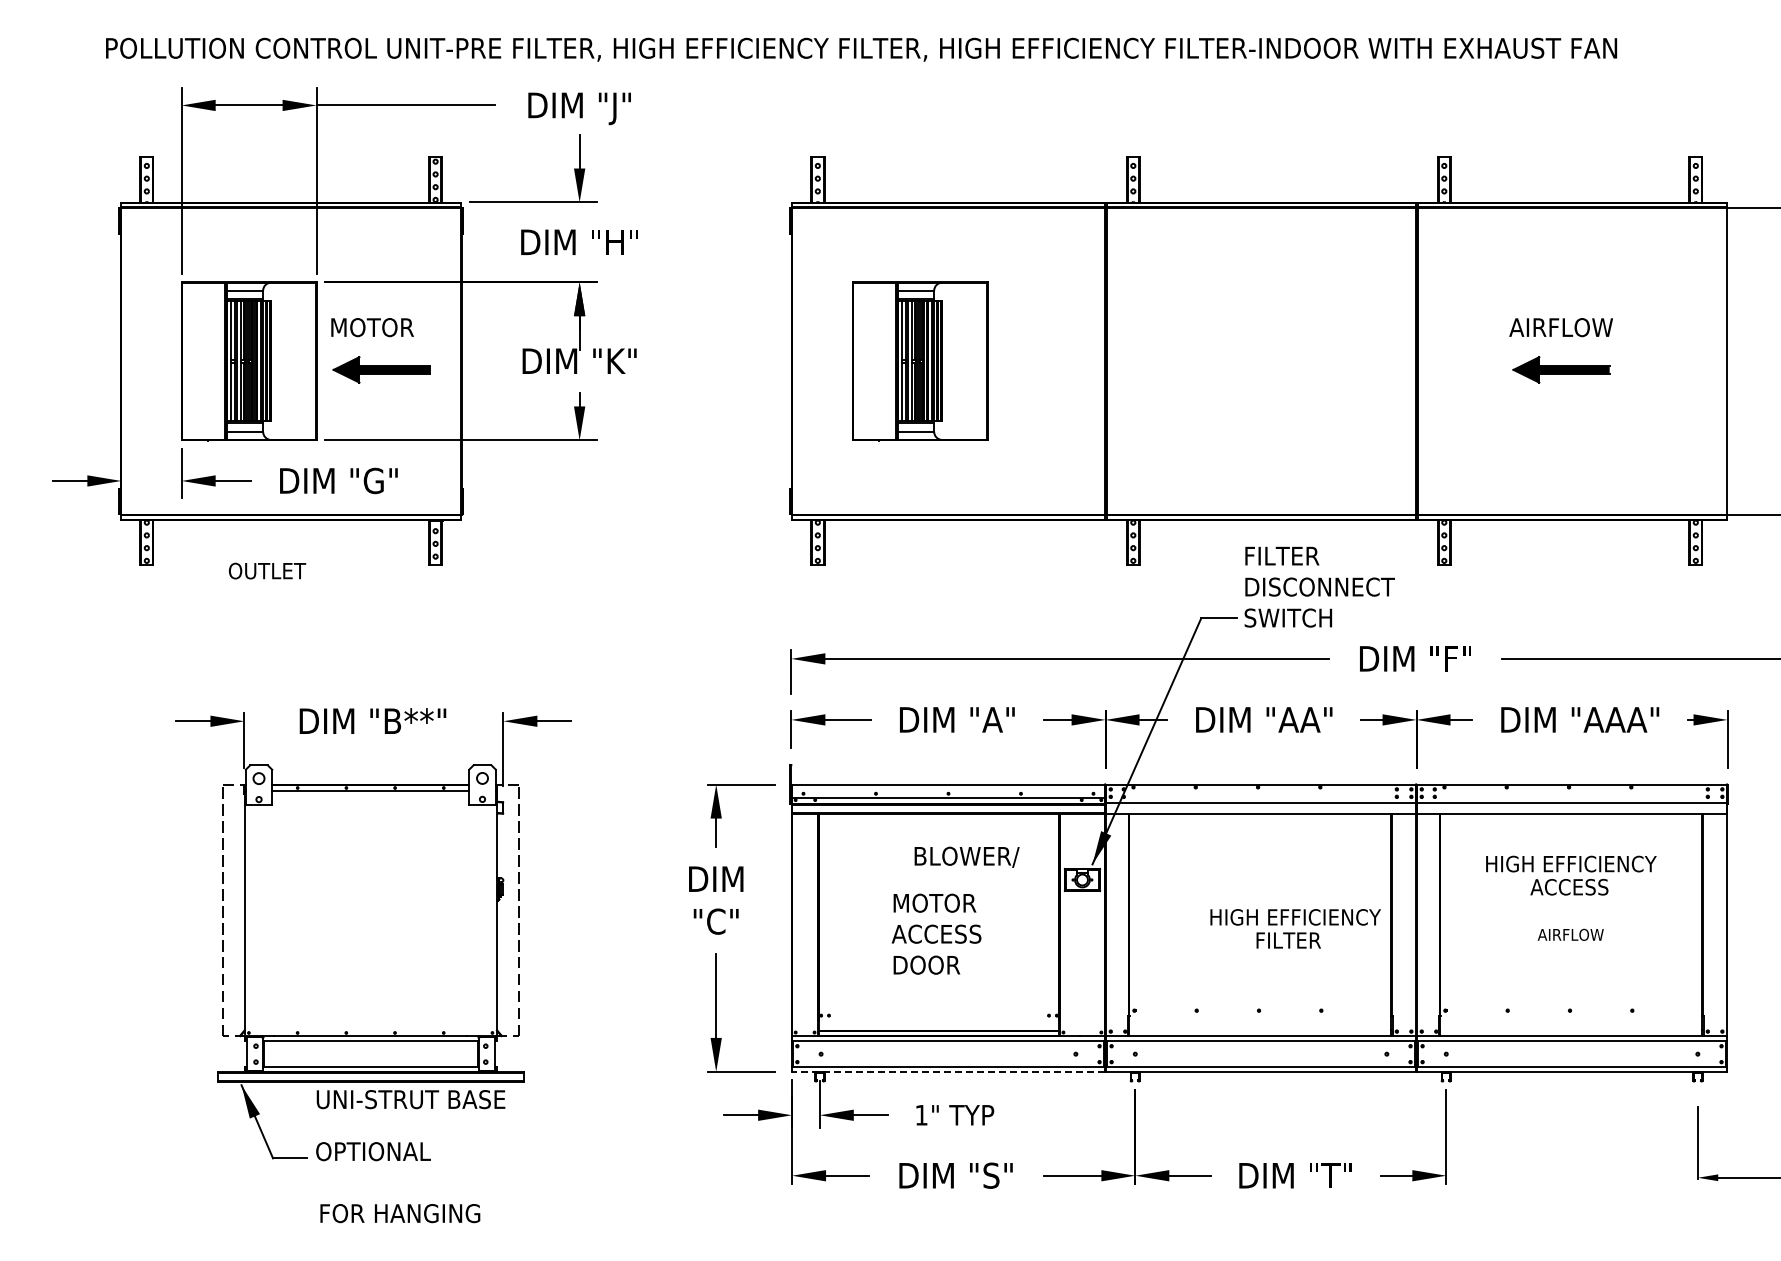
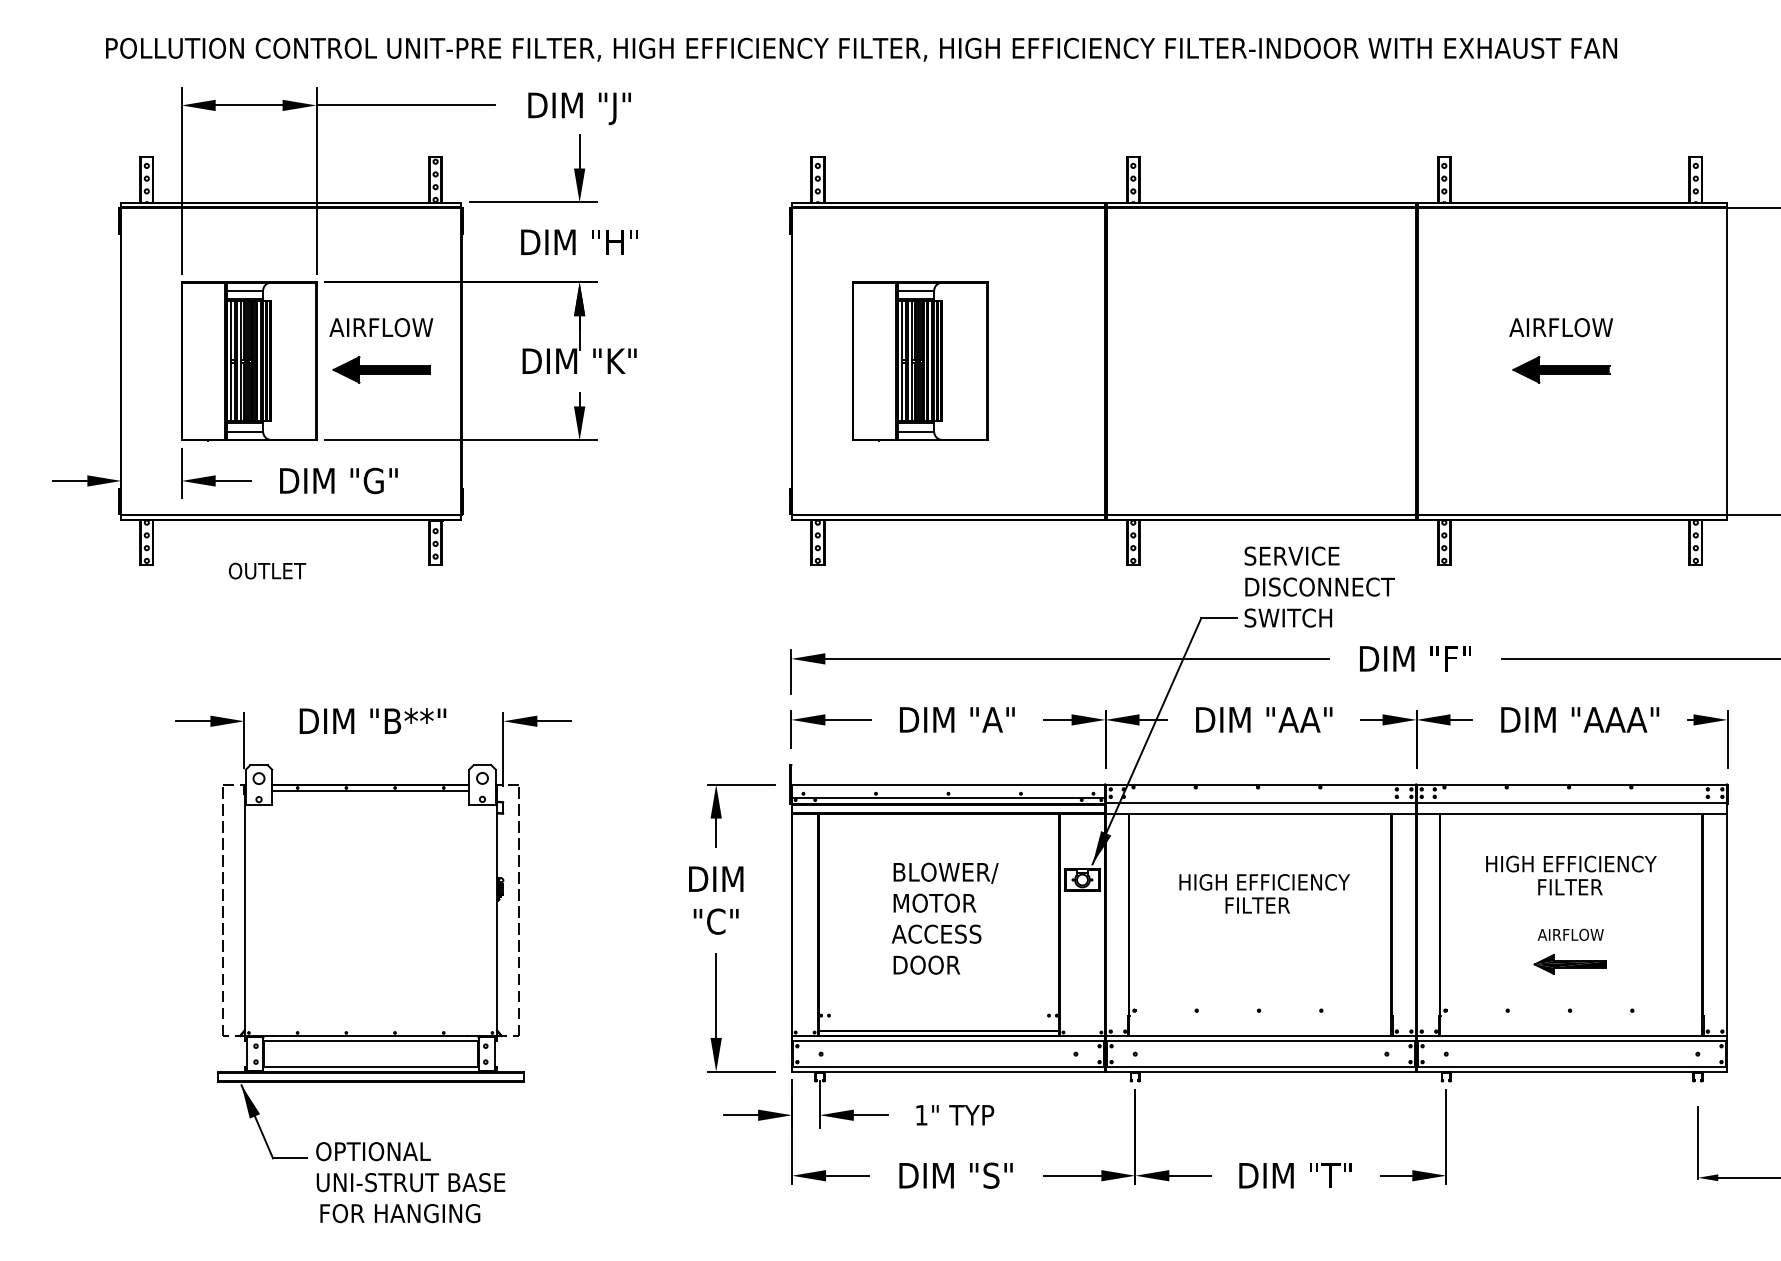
text: MOTOR -> AIRFLOW (381, 327)
text: FILTER -> SERVICE (1291, 555)
text position: (966, 856) -> (945, 872) (945, 872)
text: ACCESS -> FILTER (1569, 886)
text position: (1295, 928) -> (1264, 893) (1264, 893)
part: none -> present (1569, 964)
line: dashed -> solid (948, 1071)
text position: (410, 1099) -> (410, 1182) (410, 1182)
